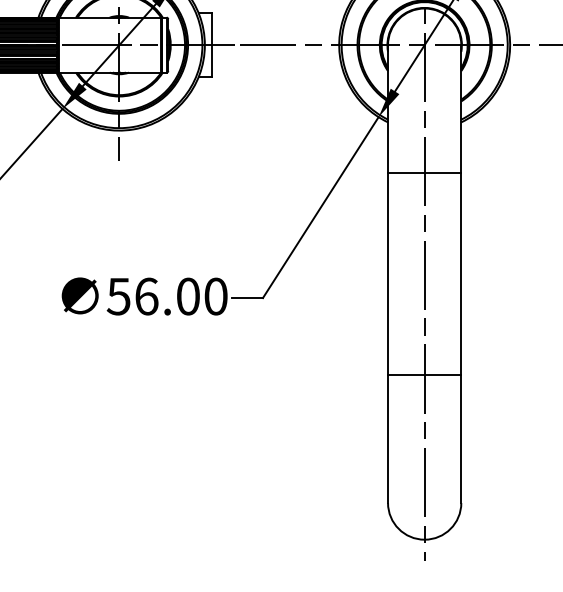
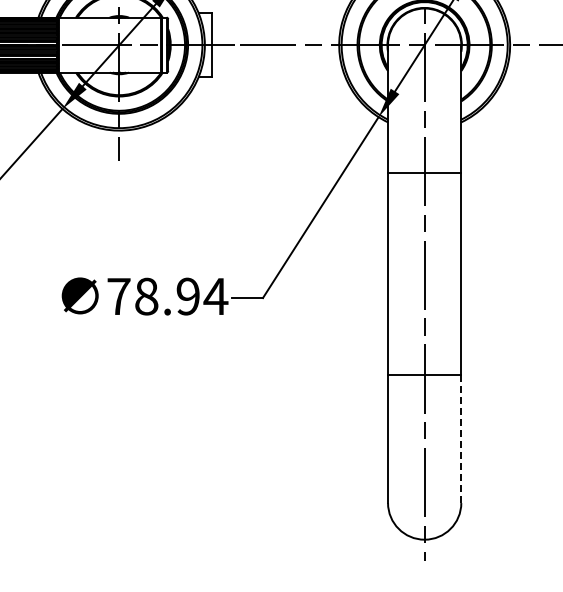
text: 56.00 -> 78.94 (167, 296)
line: solid -> dashed (461, 438)
